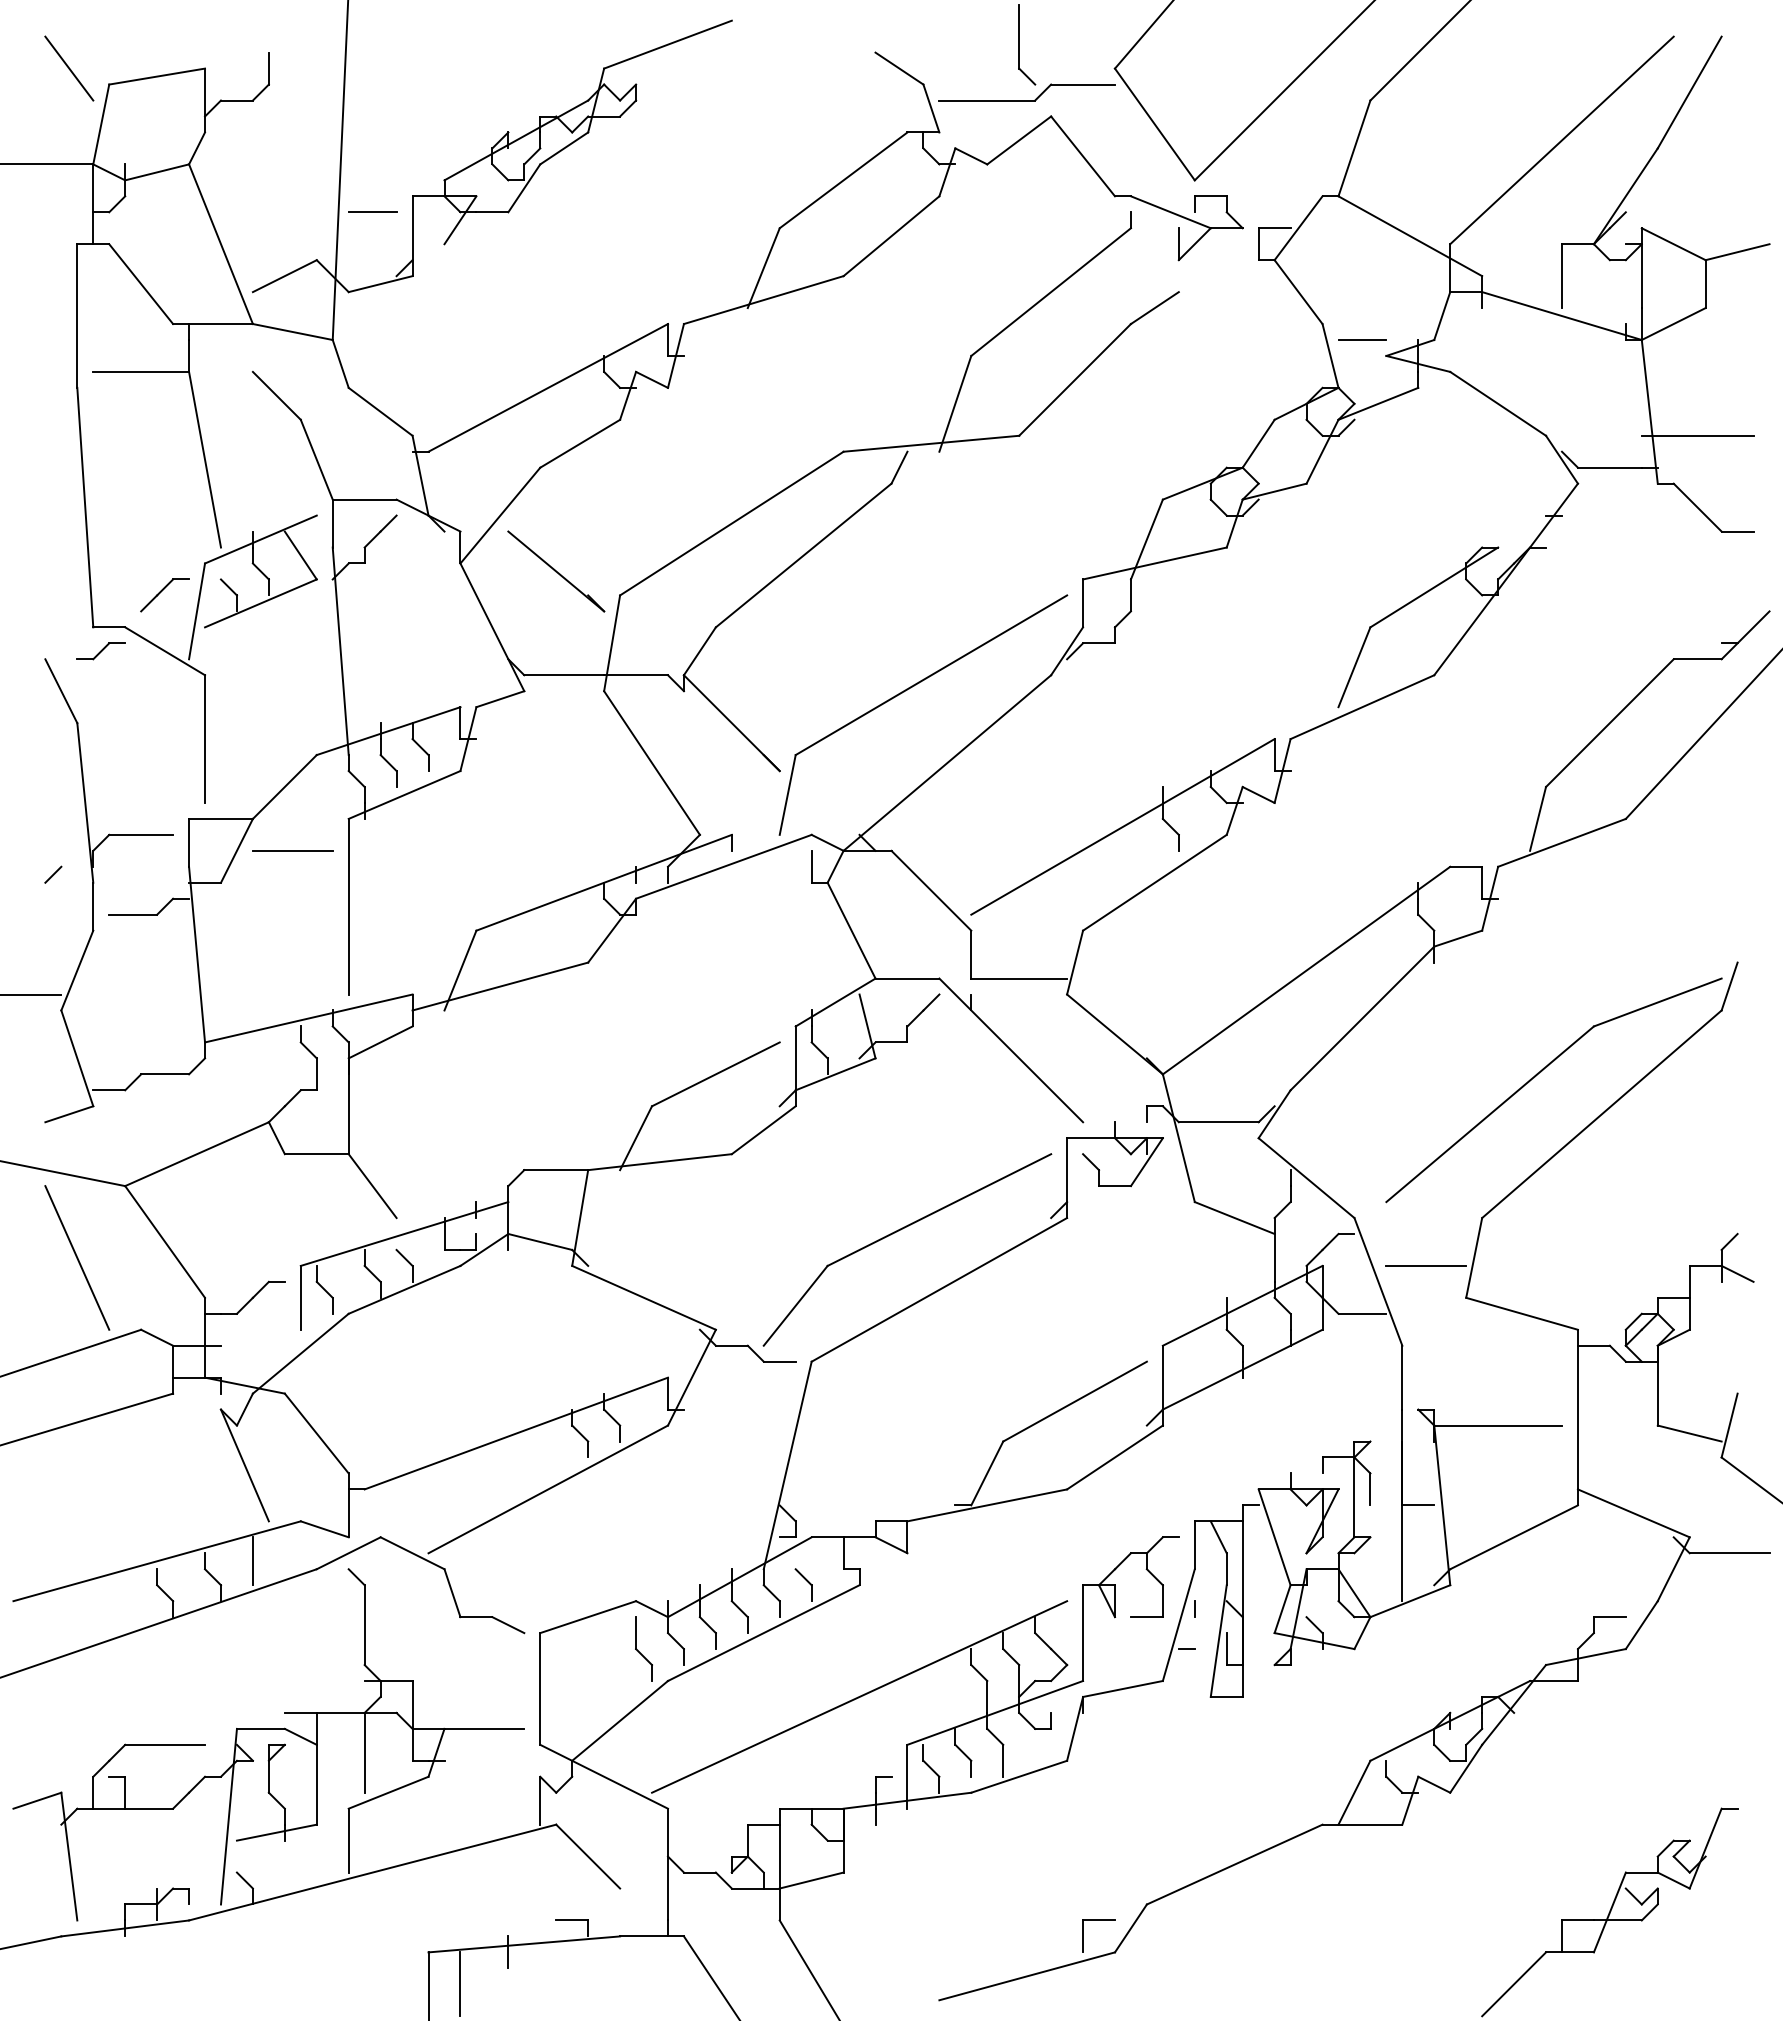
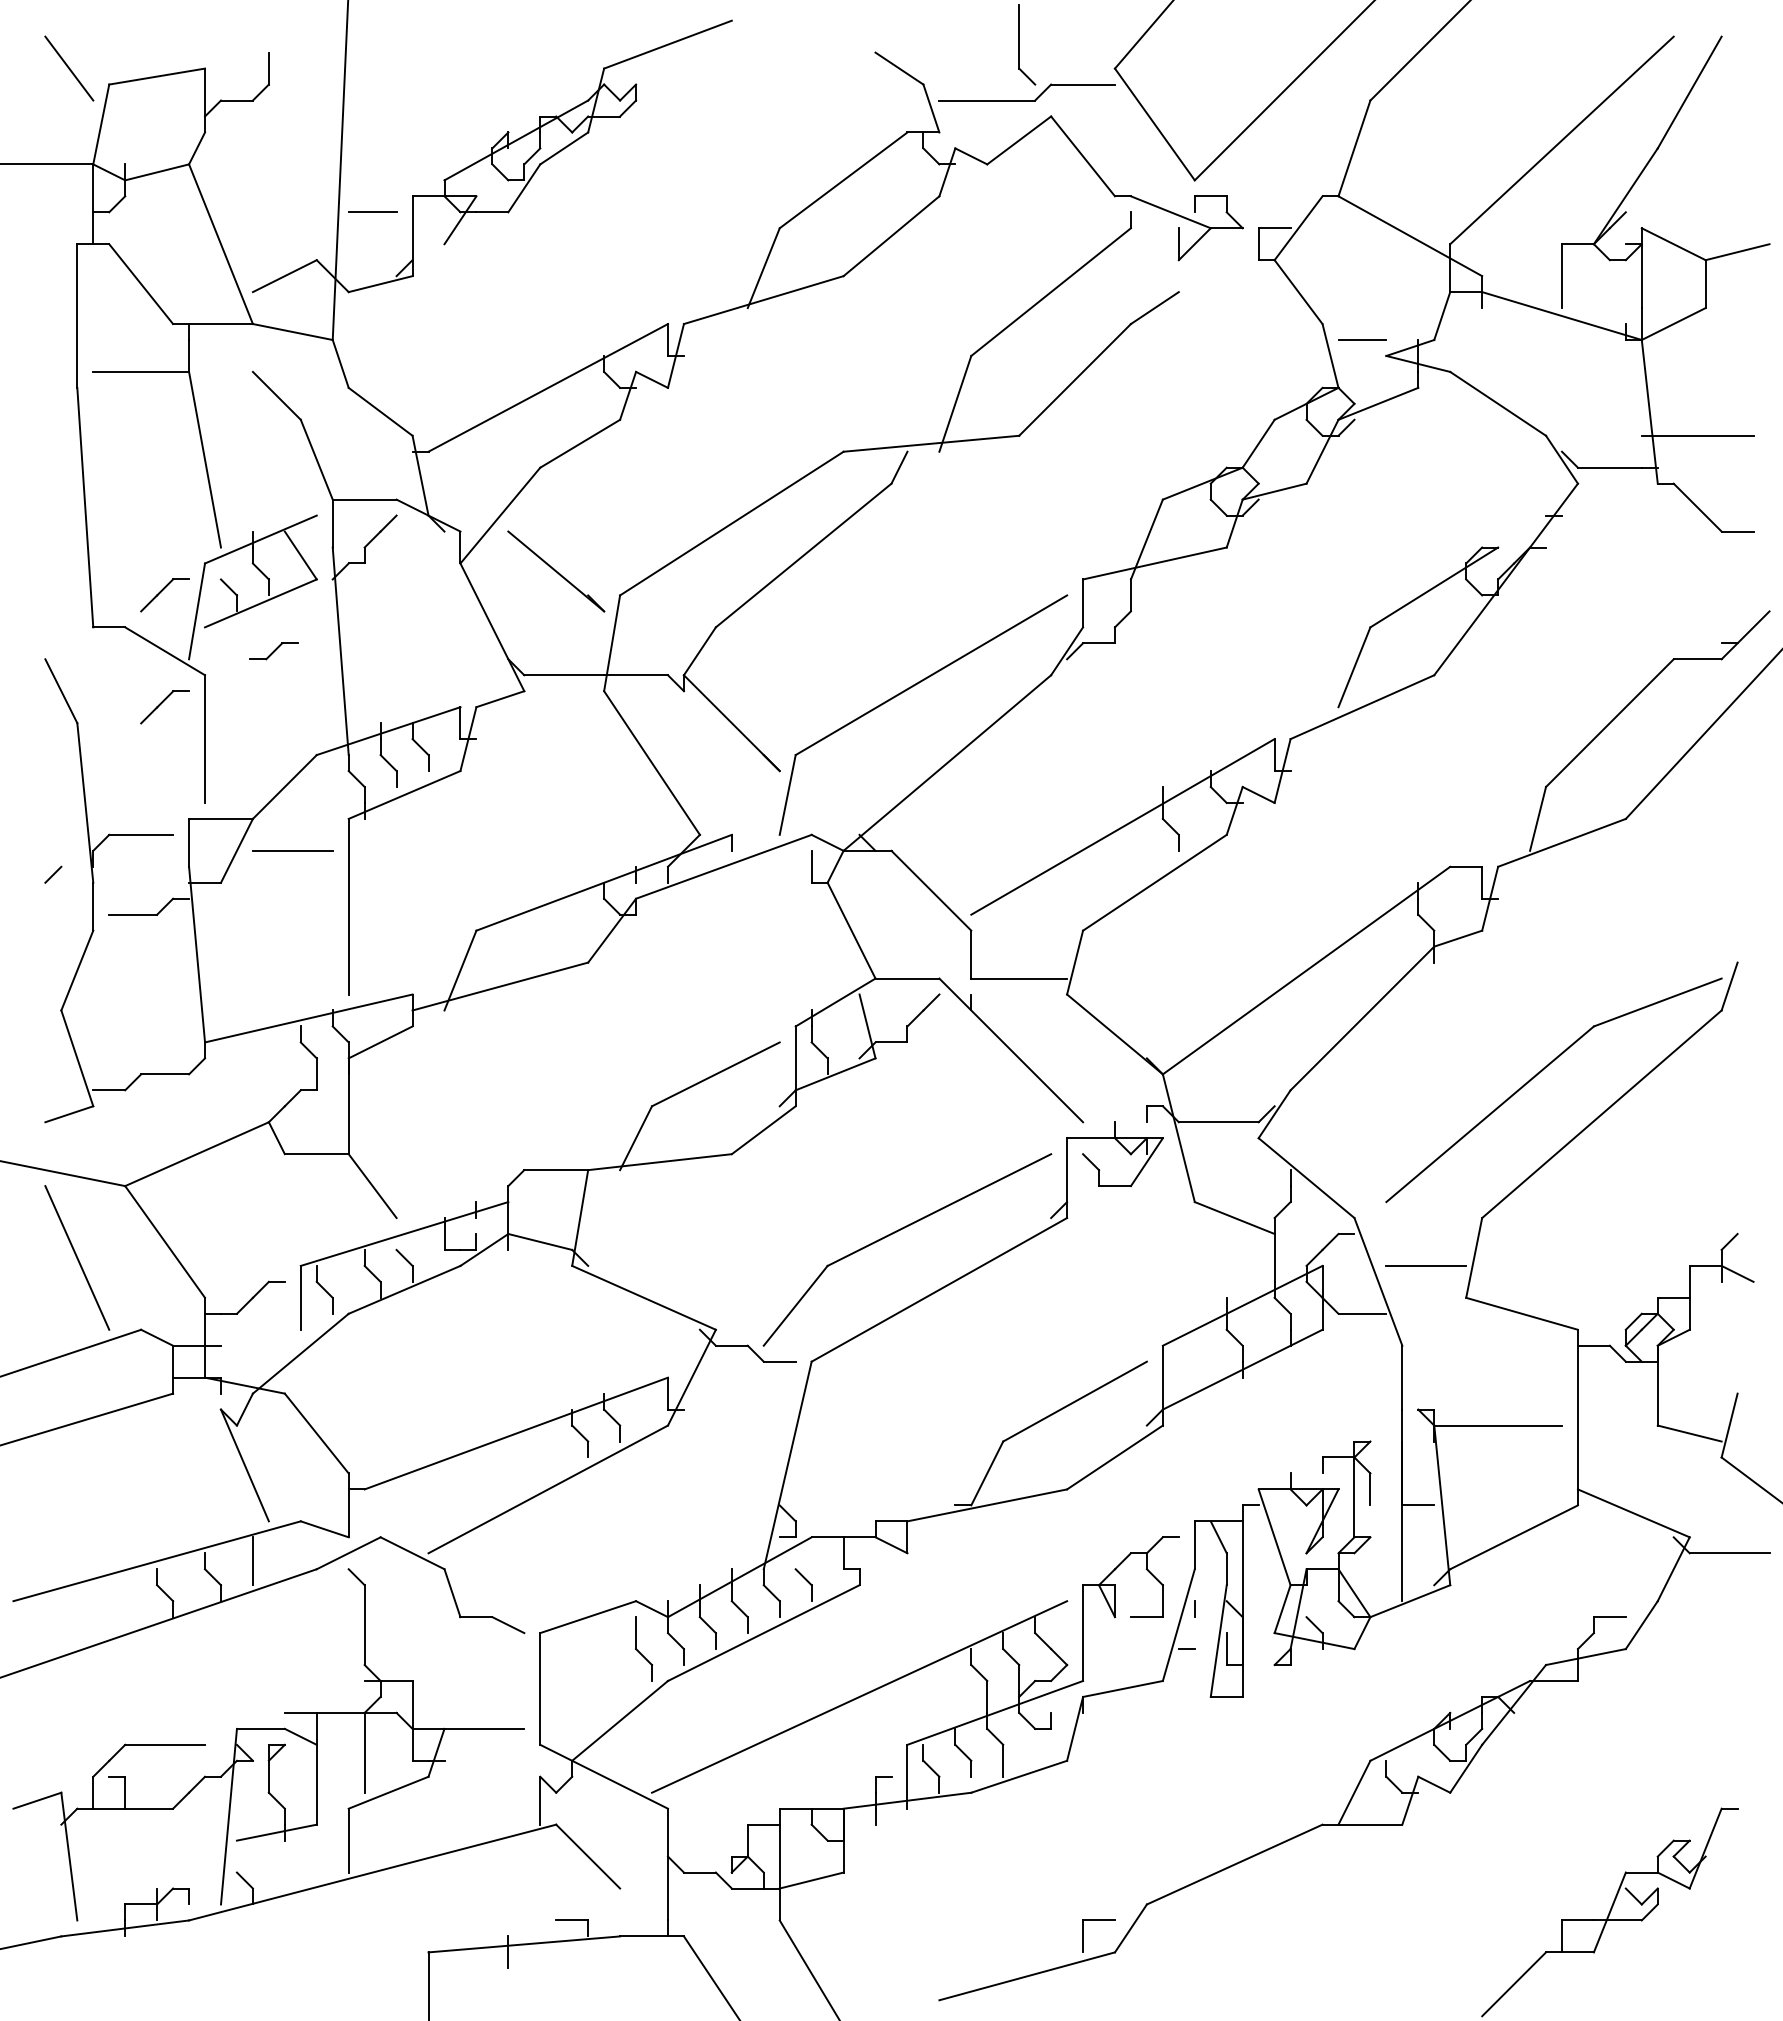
part position: (100, 651) -> (273, 651) (273, 651)
part: none -> present (164, 707)
line: present -> none (31, 994)
line: present -> none (460, 1984)
